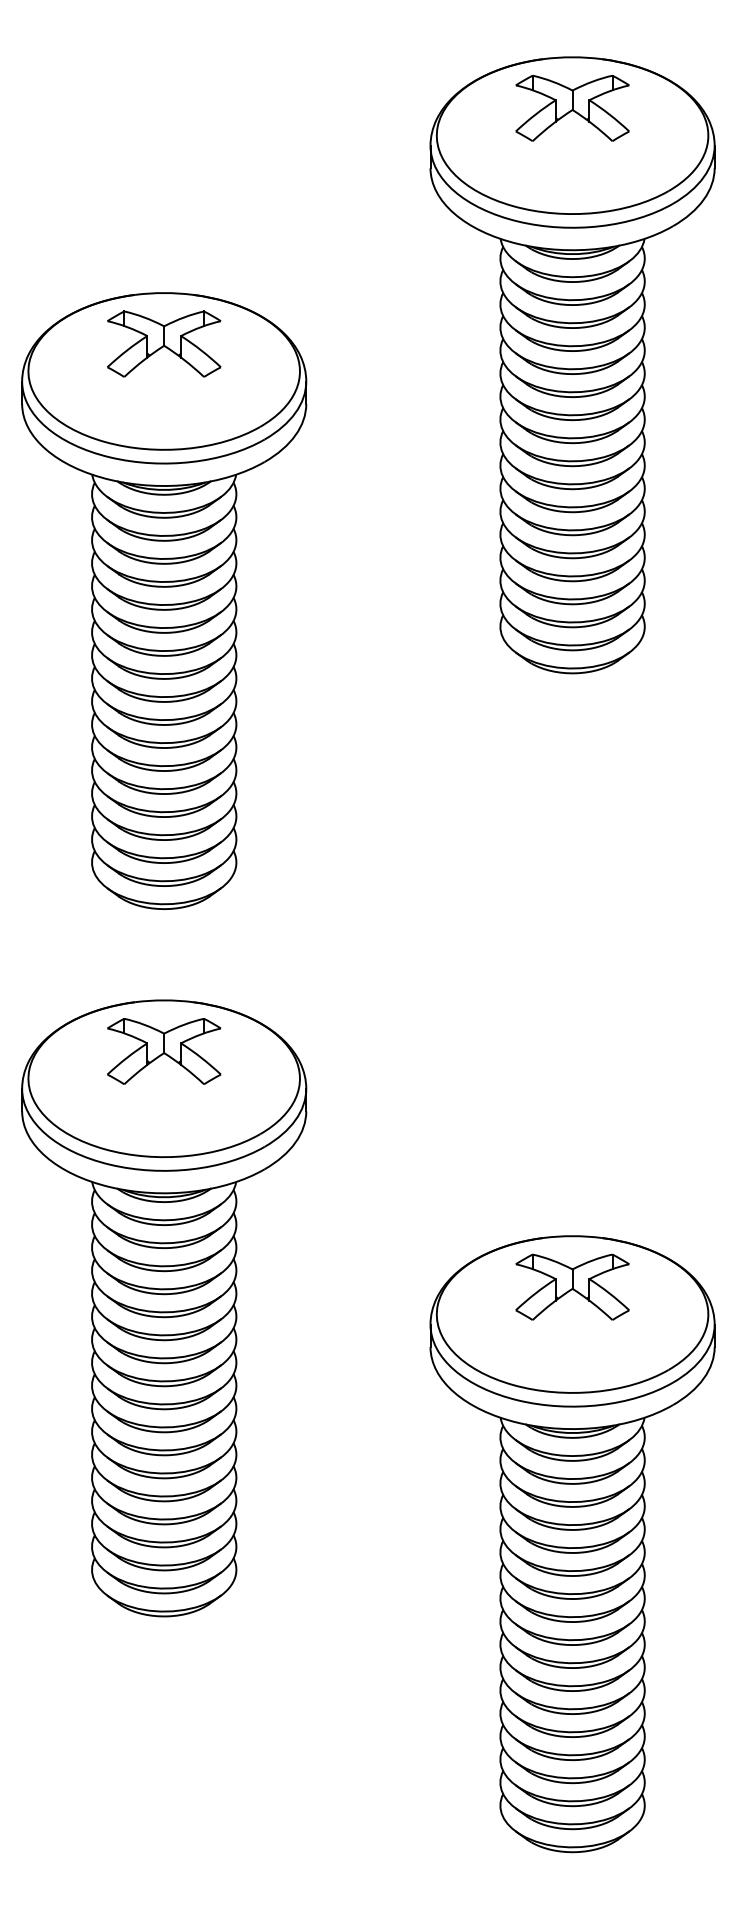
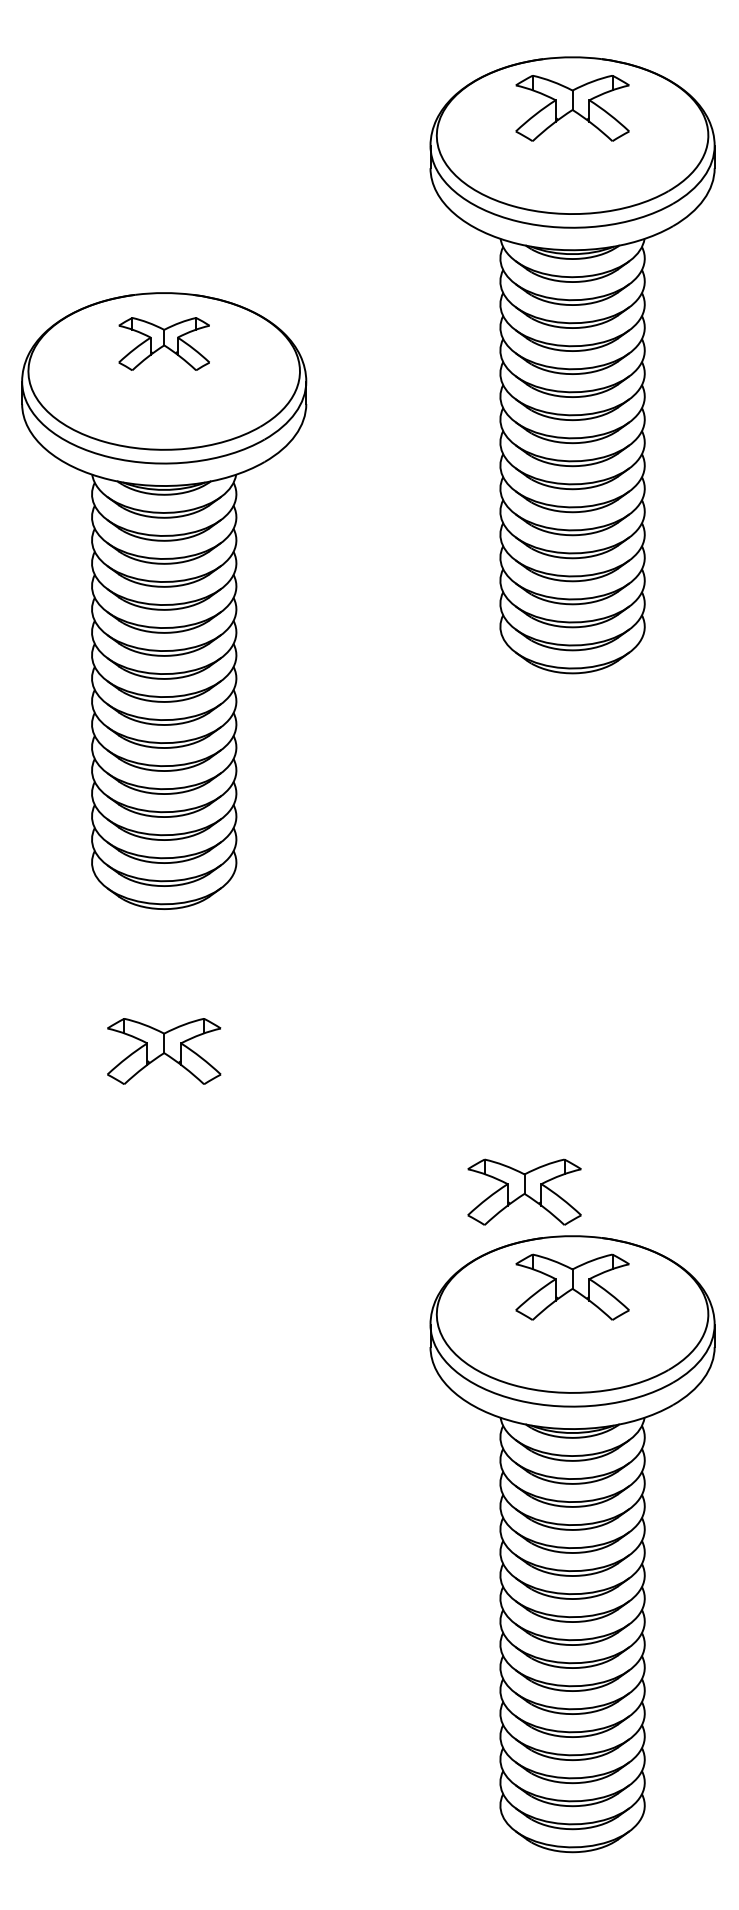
part size: 115x68 px -> 92x54 px (163, 343)
part: none -> present (524, 1191)
part: present -> none (164, 1308)
